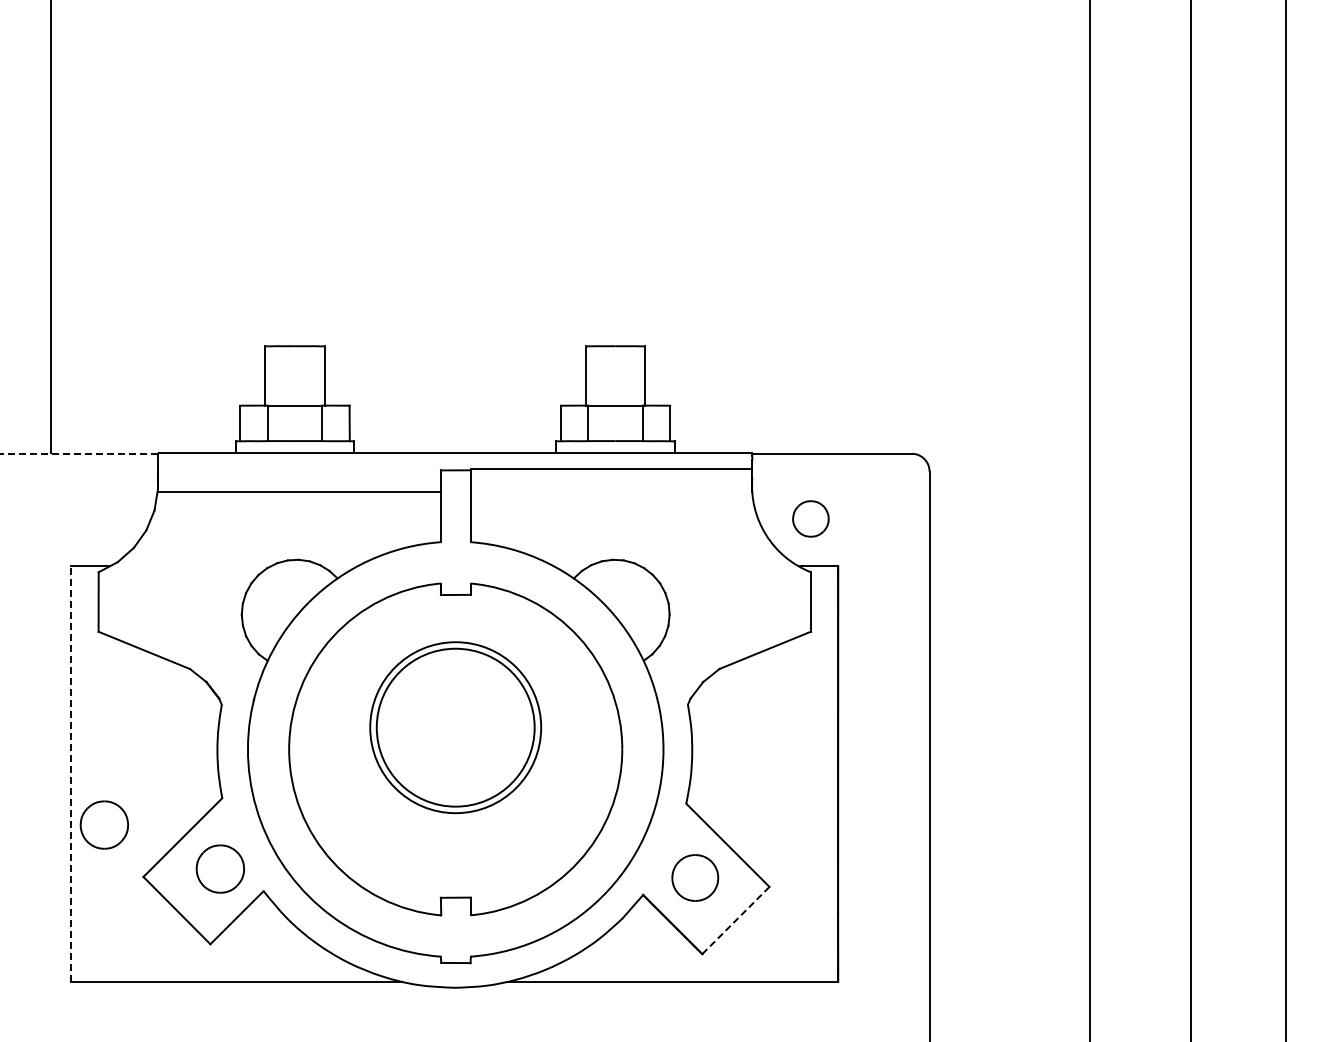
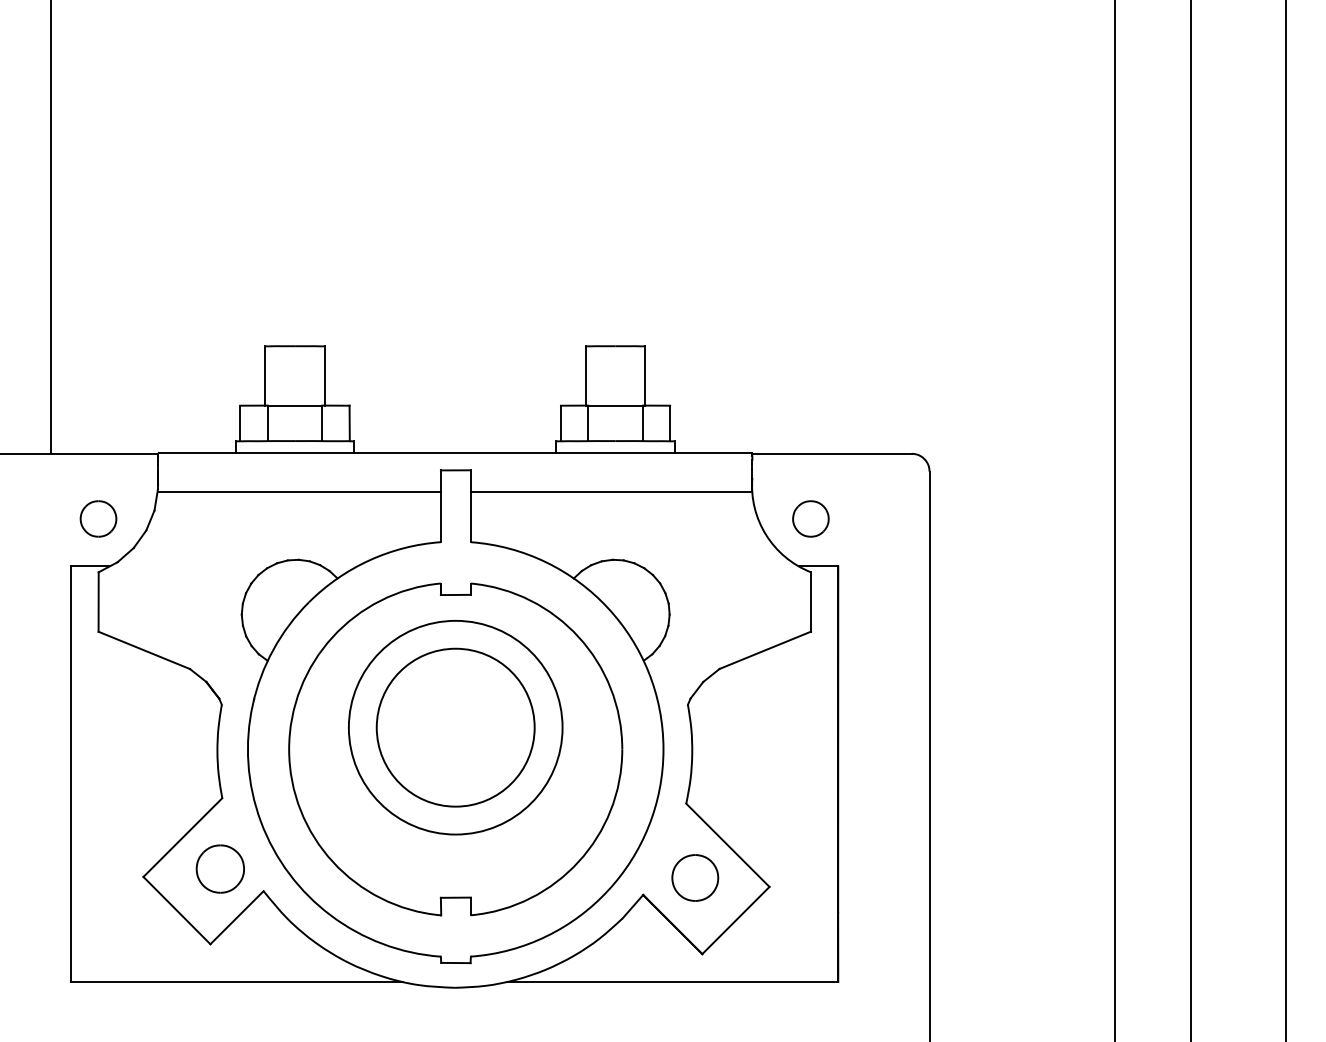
line: dashed -> solid (79, 453)
line position: (611, 468) -> (611, 491) (611, 491)
part: none -> present (98, 518)
line position: (1089, 520) -> (1114, 520) (1114, 520)
circle diameter: 171 px -> 214 px (455, 727)
line: dashed -> solid (71, 774)
part: present -> none (103, 824)
line: dashed -> solid (735, 920)
